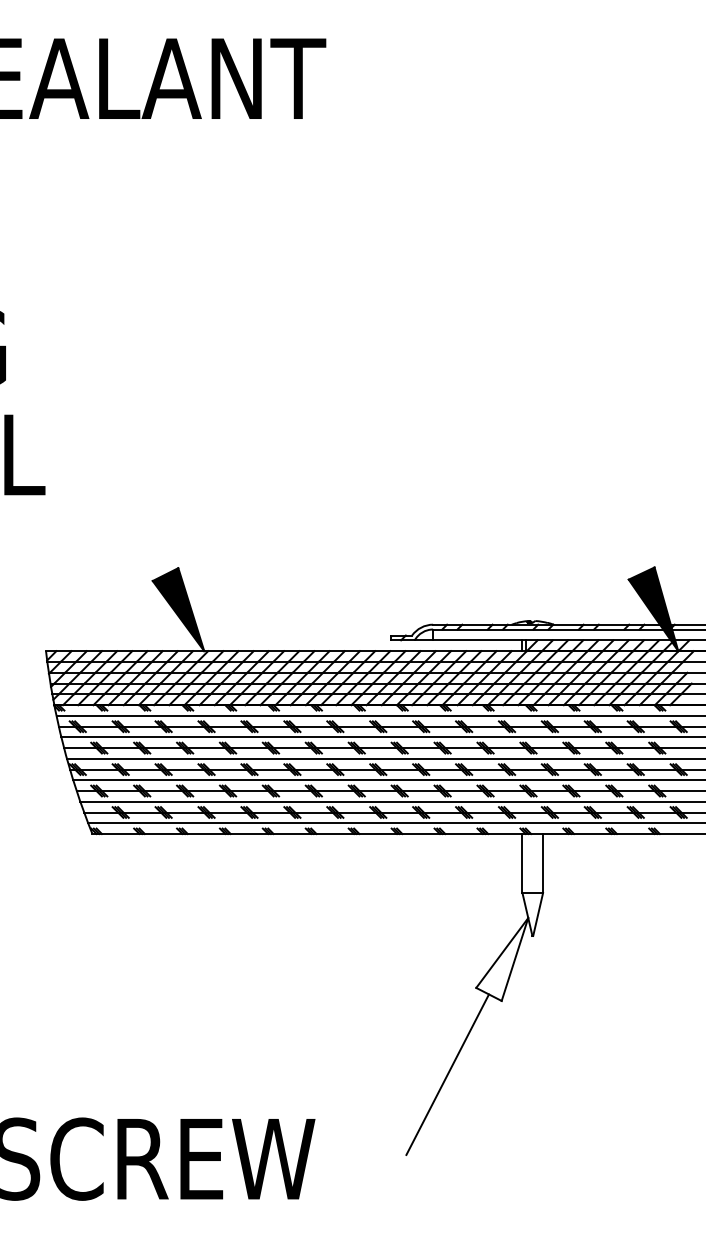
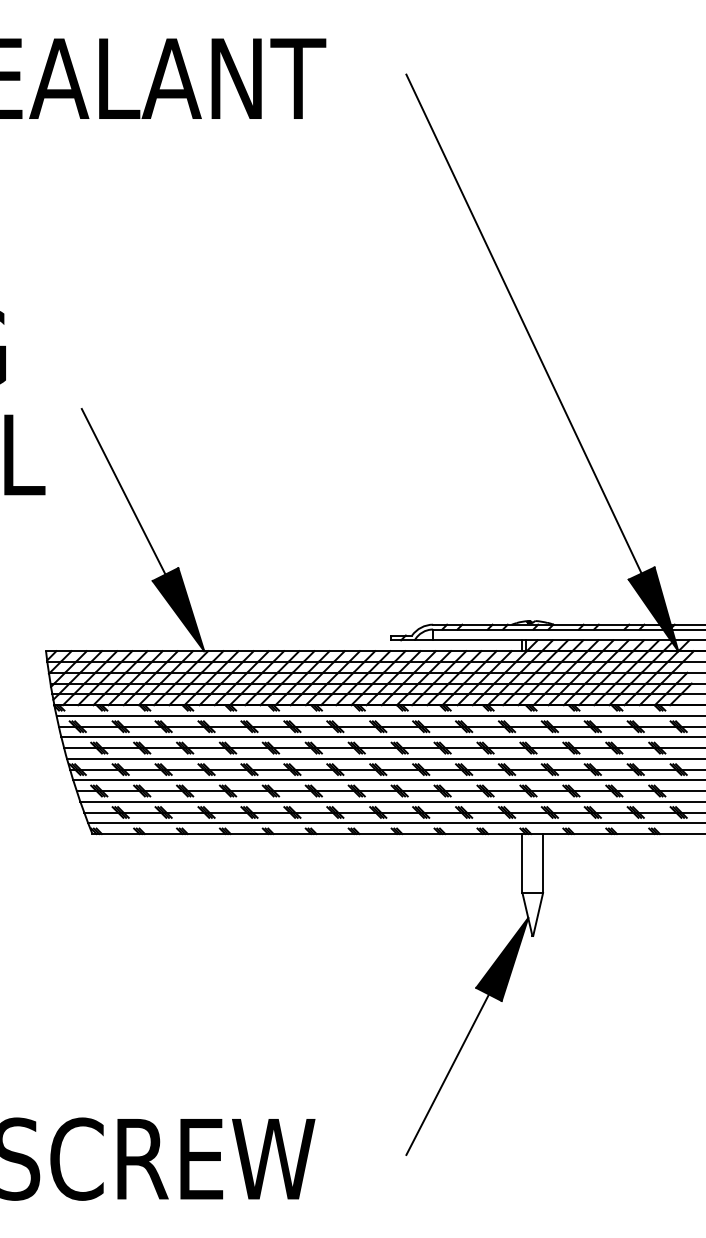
line: none -> present (523, 323)
line: none -> present (123, 491)
fill: none -> present (502, 959)
